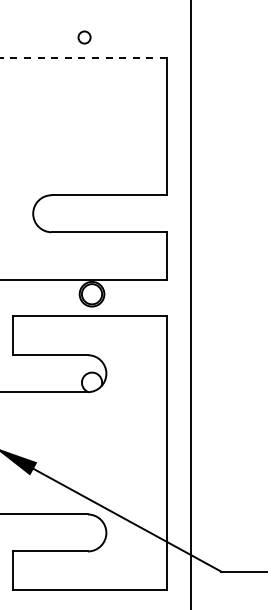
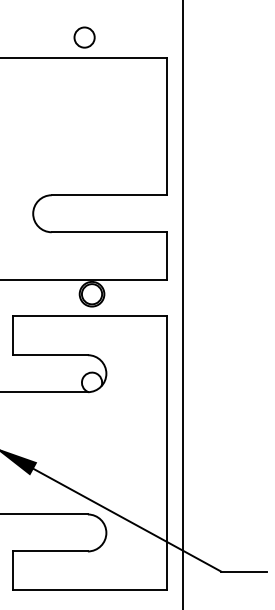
circle size: 15x15 px -> 23x23 px (84, 37)
line: dashed -> solid (83, 58)
line position: (191, 304) -> (183, 304) (183, 304)
